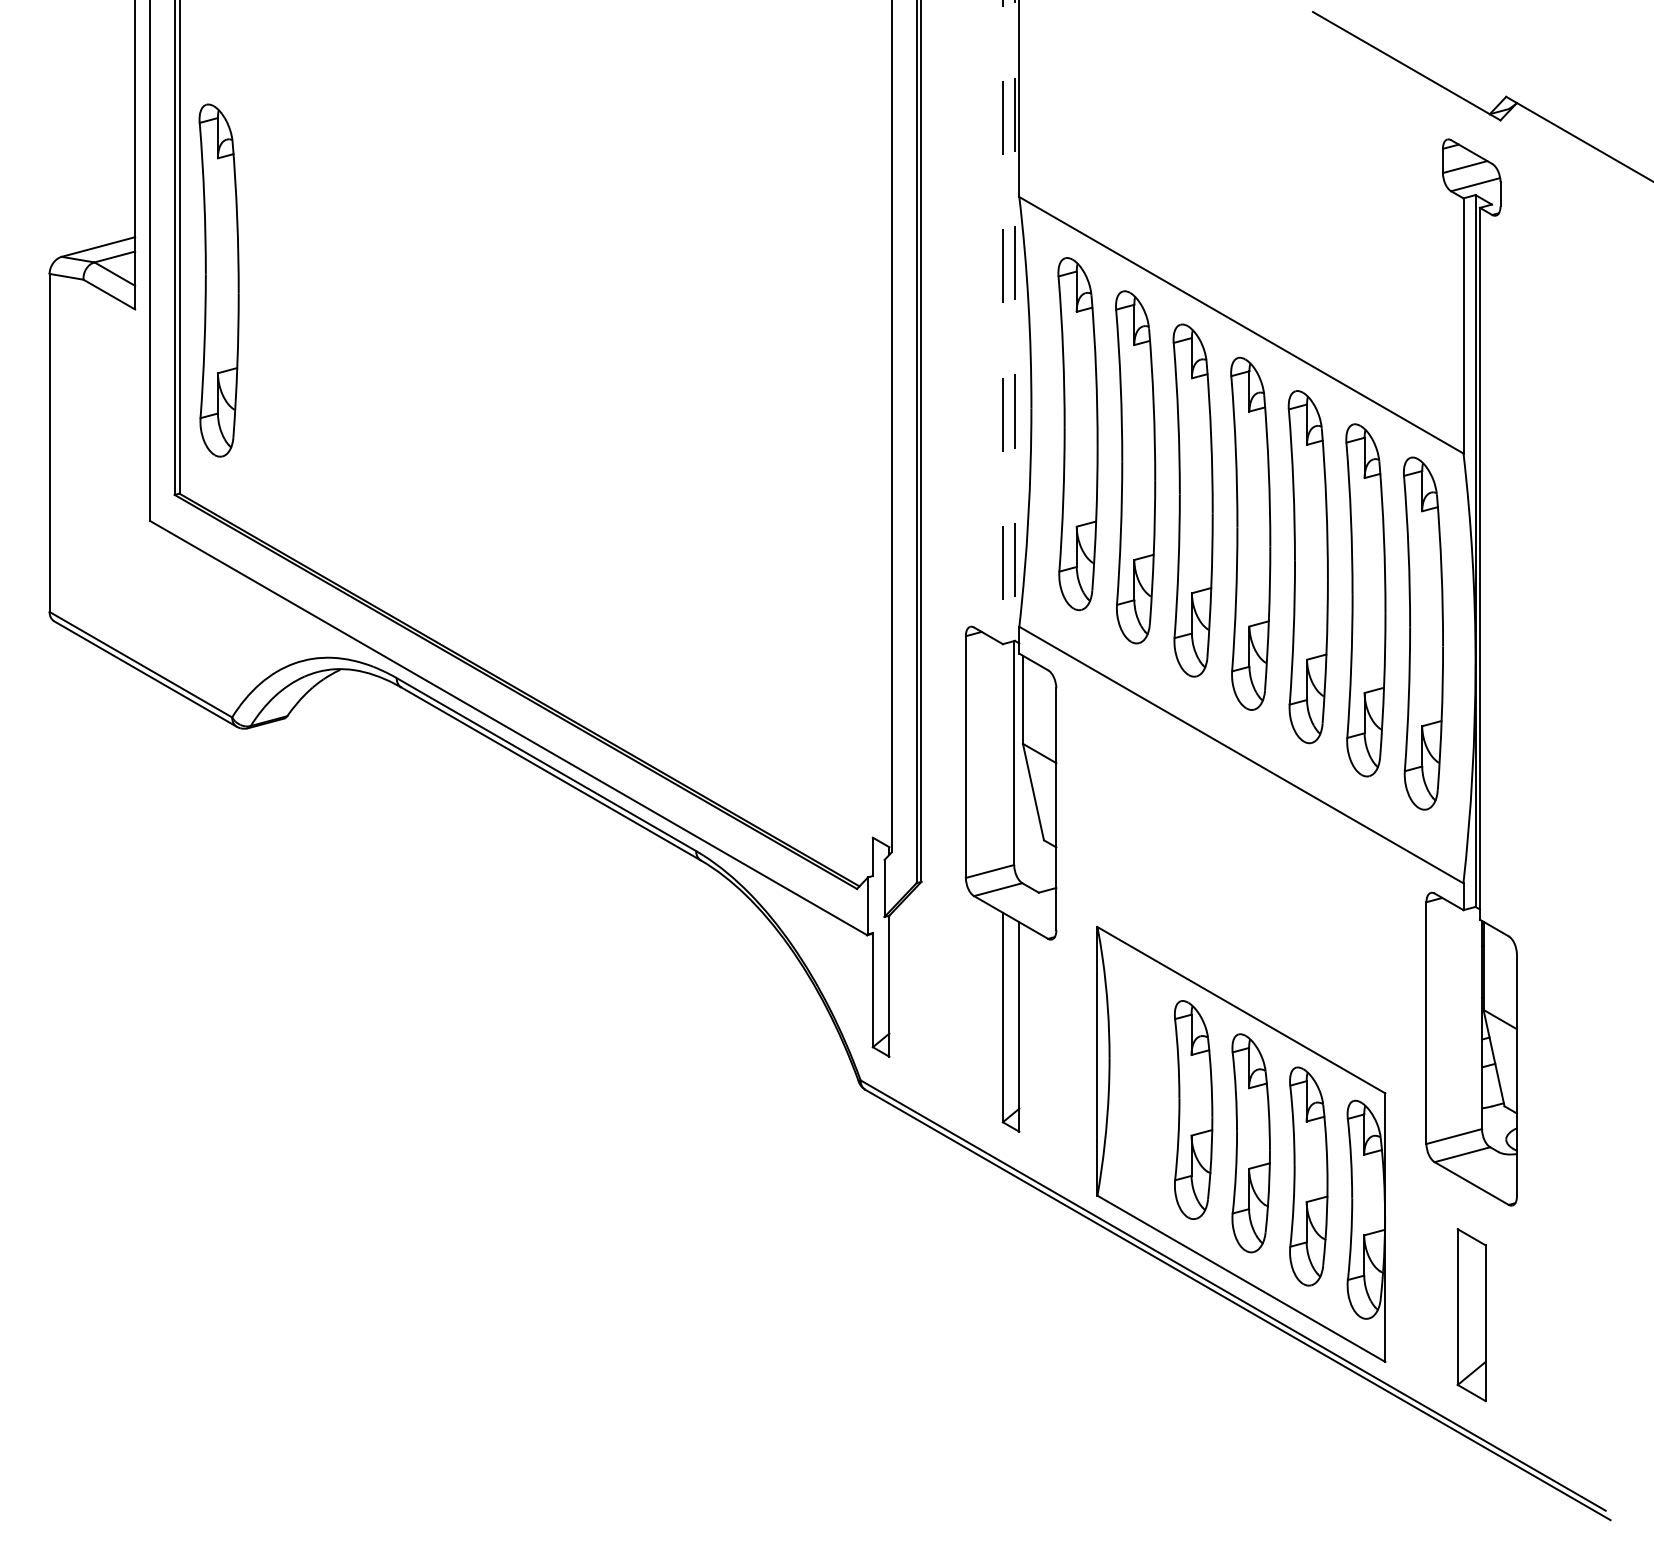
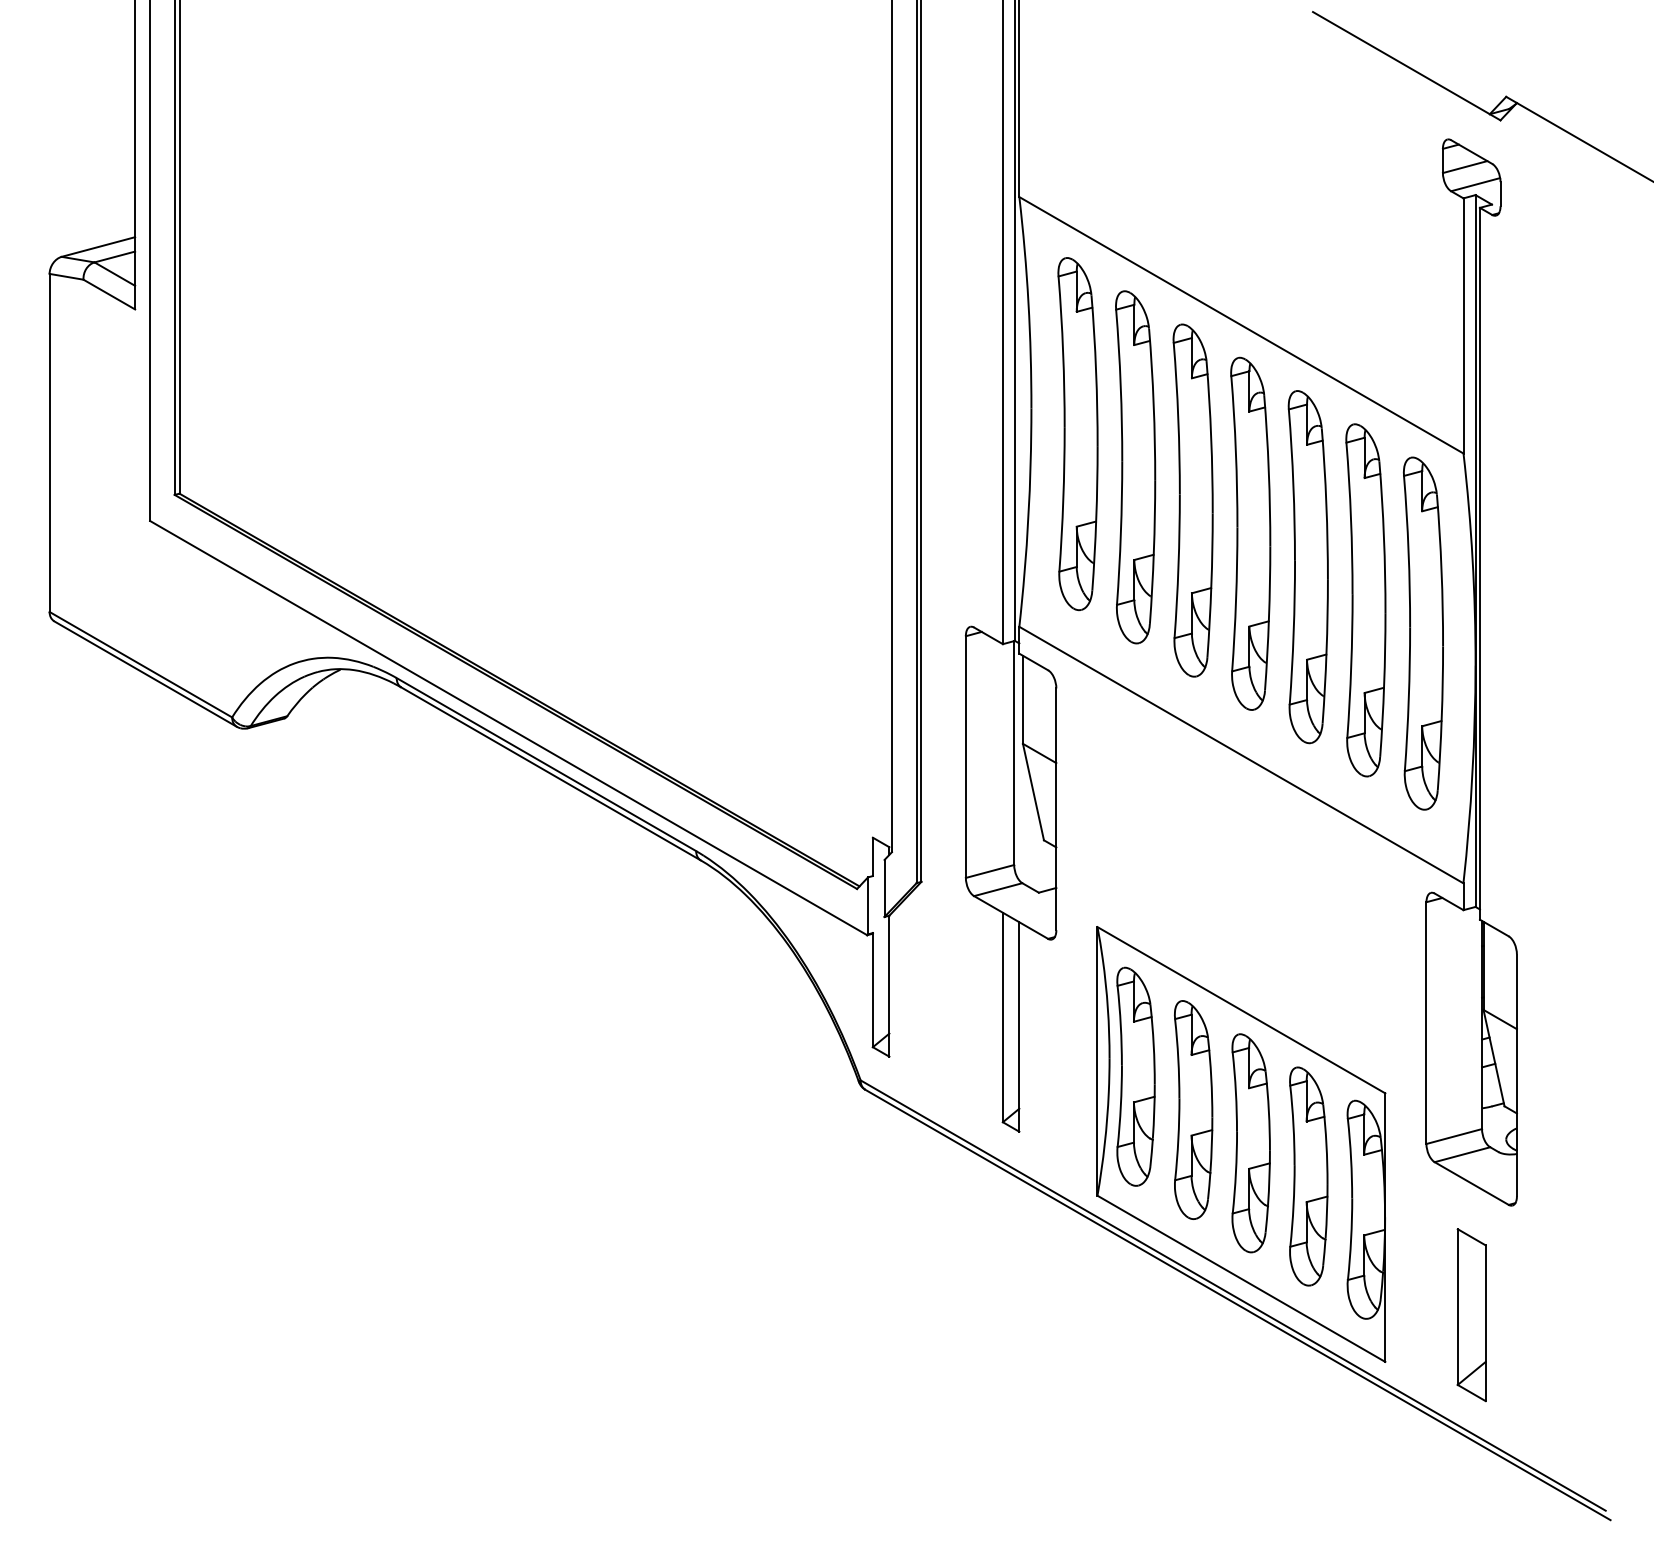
part: present -> none (218, 280)
line: dashed -> solid (1014, 321)
line: dashed -> solid (1002, 322)
part: none -> present (1135, 1076)
